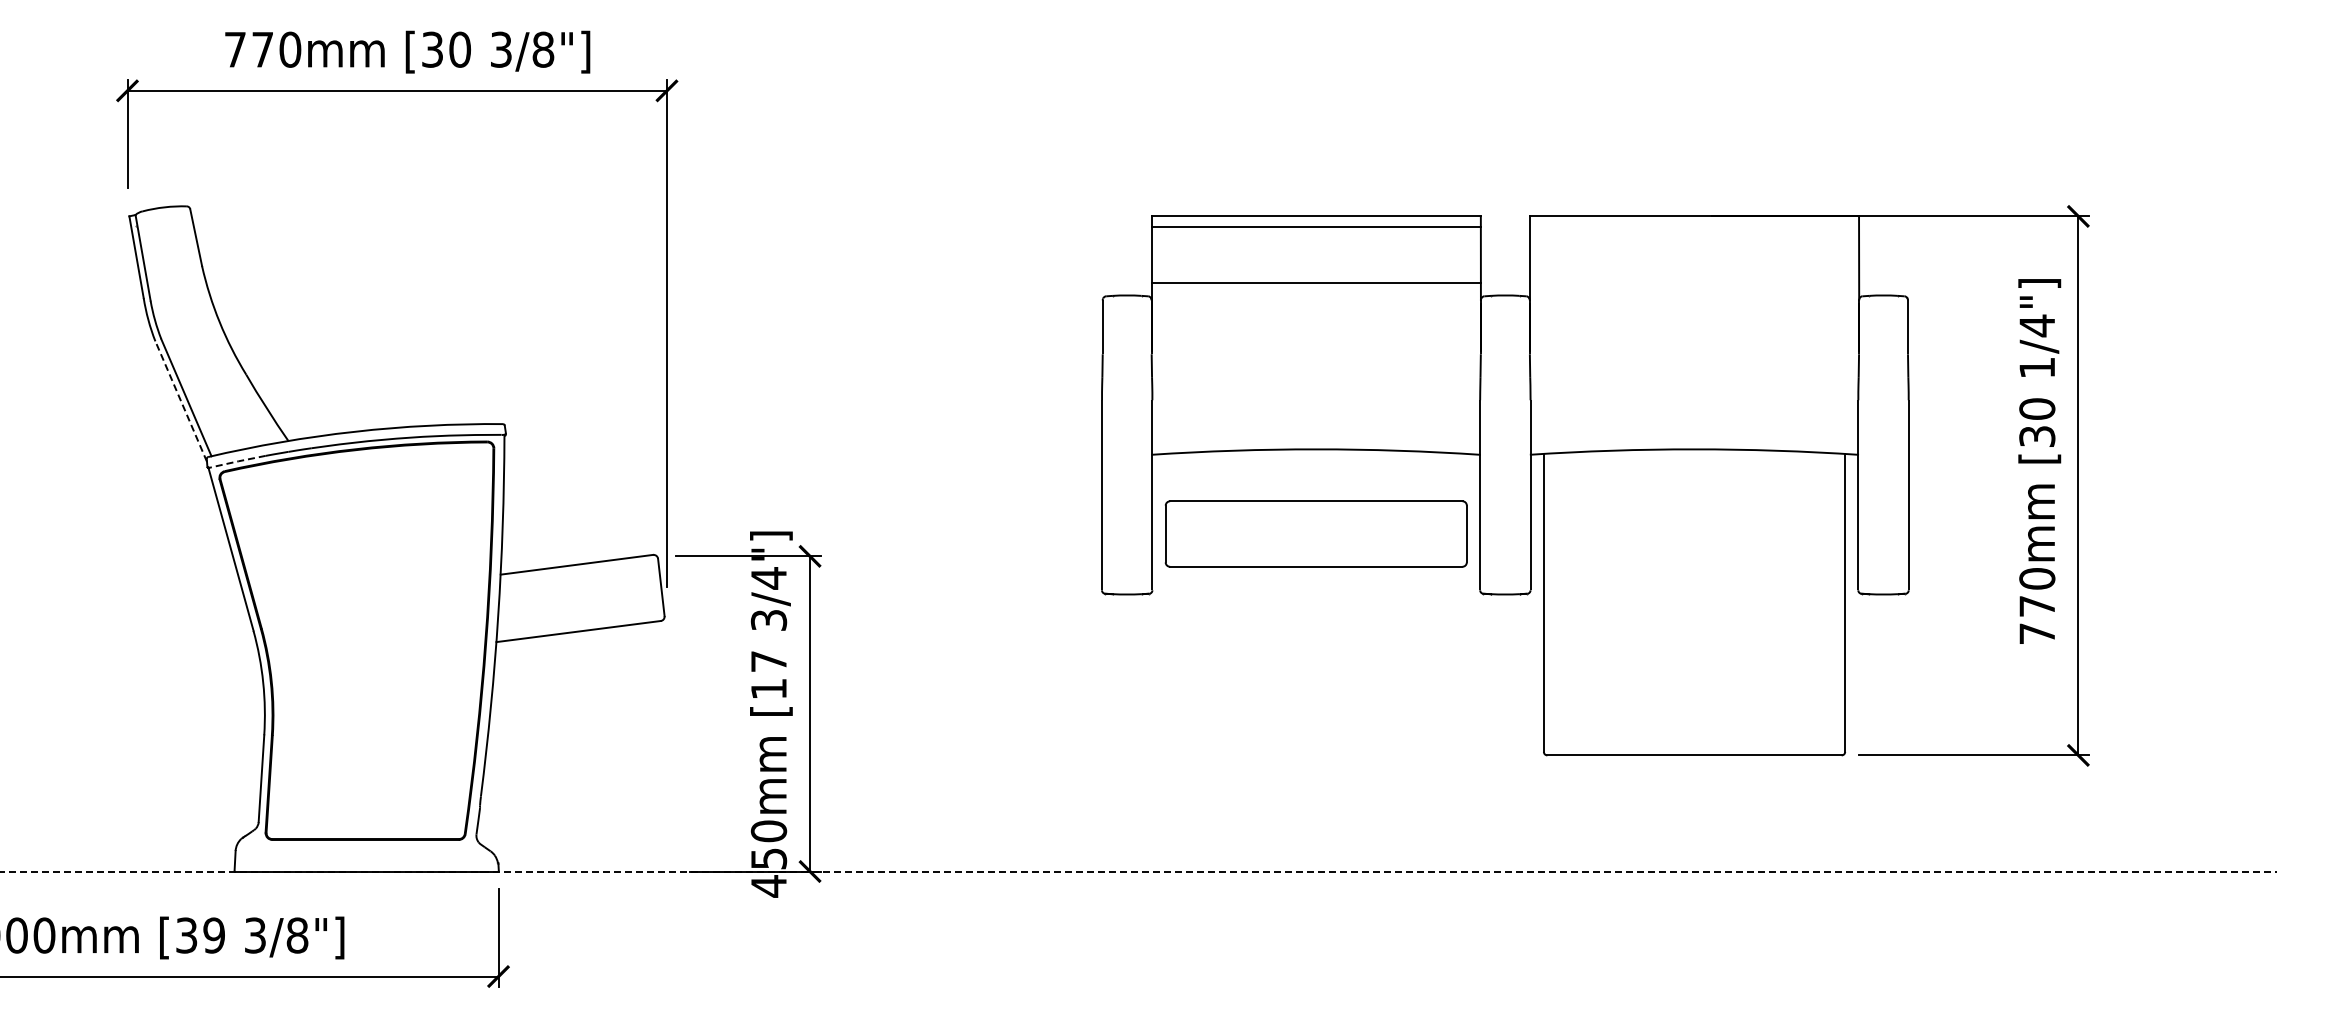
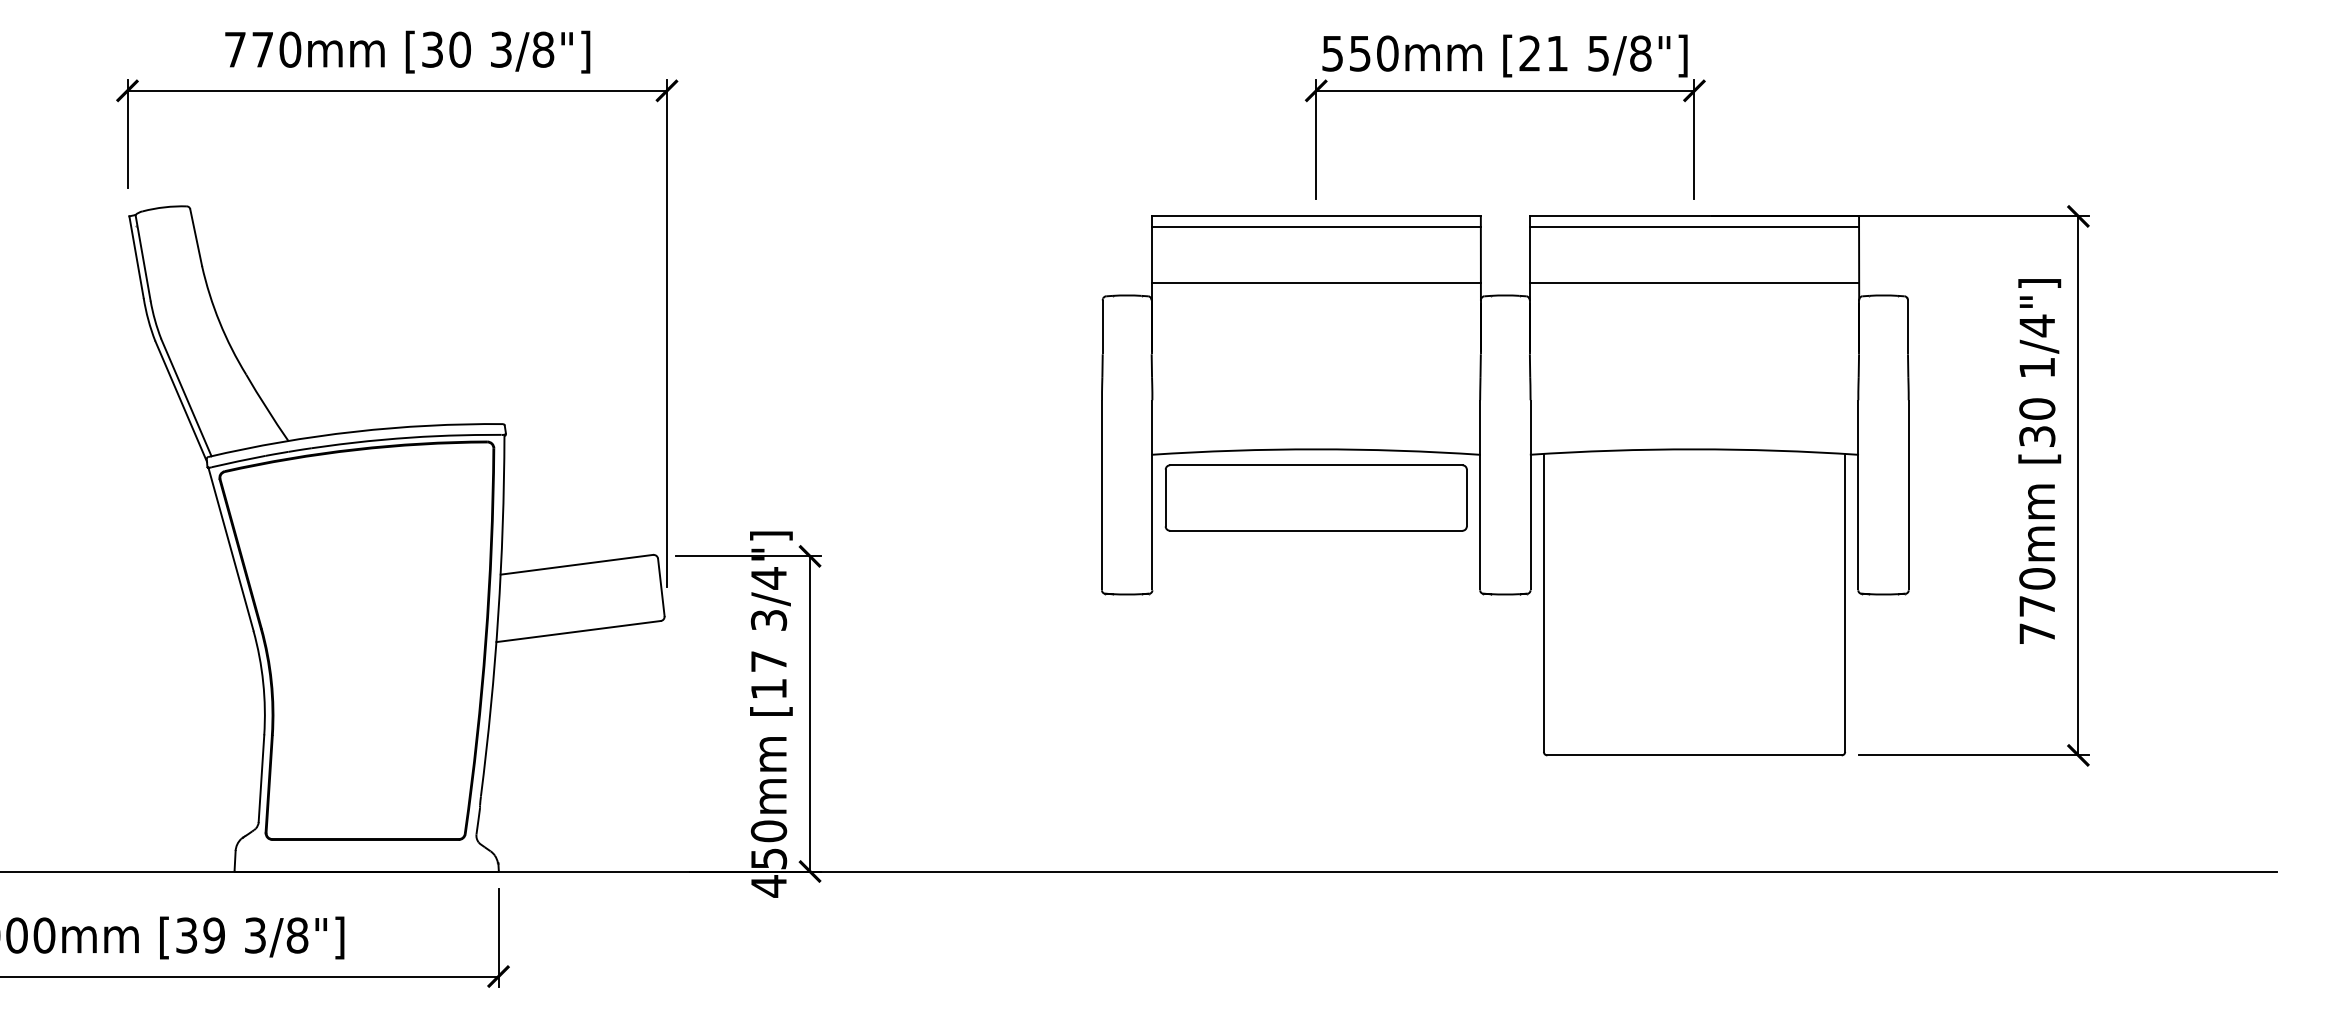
part: none -> present (1505, 91)
line: none -> present (1694, 226)
line: none -> present (1694, 282)
line: dashed -> solid (181, 401)
line: dashed -> solid (238, 461)
part position: (1315, 533) -> (1315, 497) (1315, 497)
line: dashed -> solid (1138, 871)
